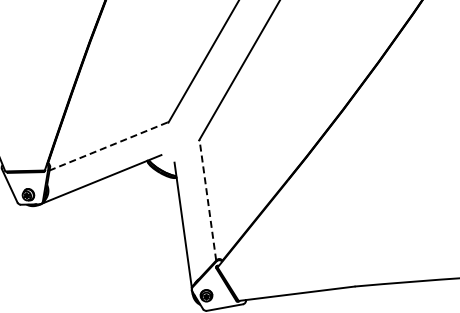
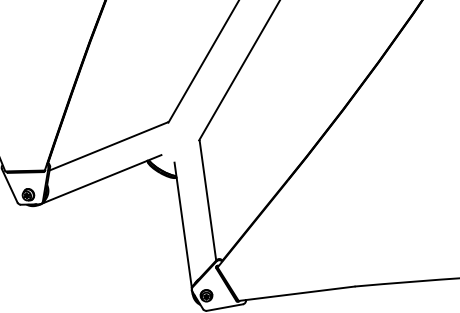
line: dashed -> solid (108, 146)
line: dashed -> solid (207, 200)
